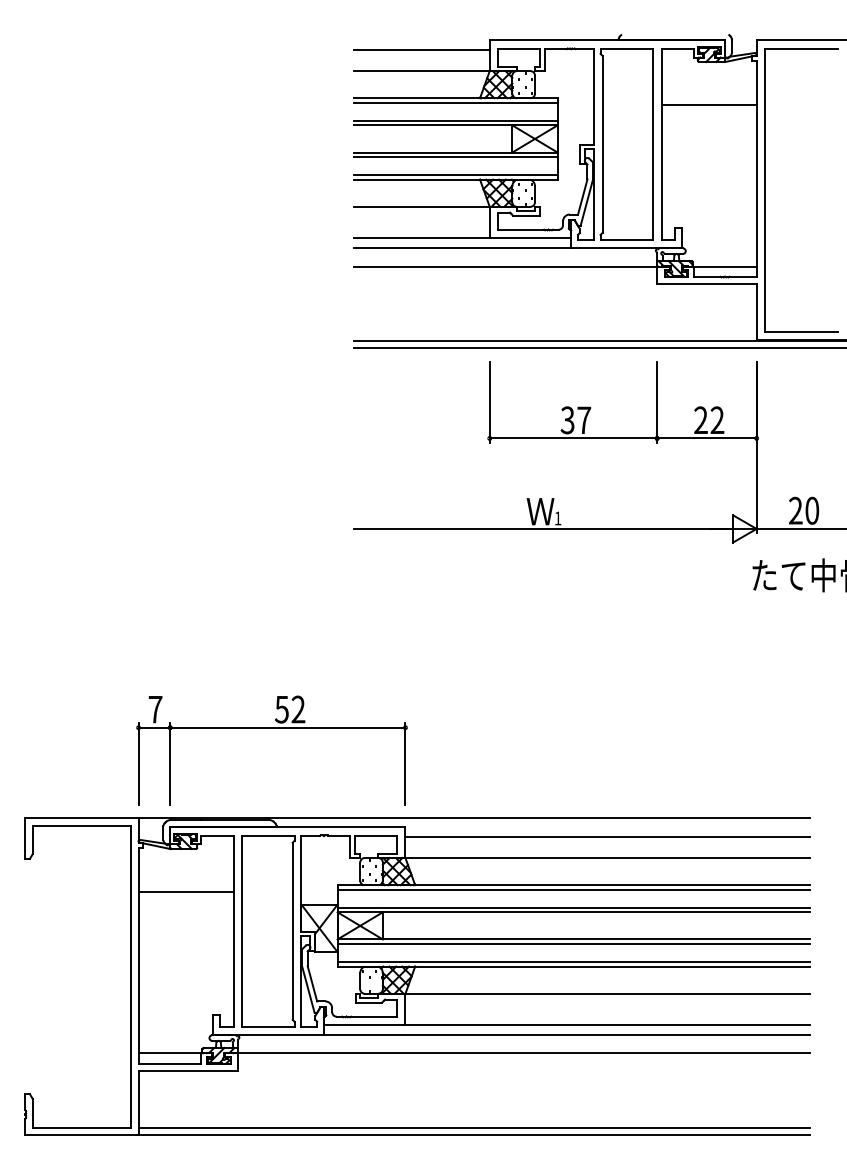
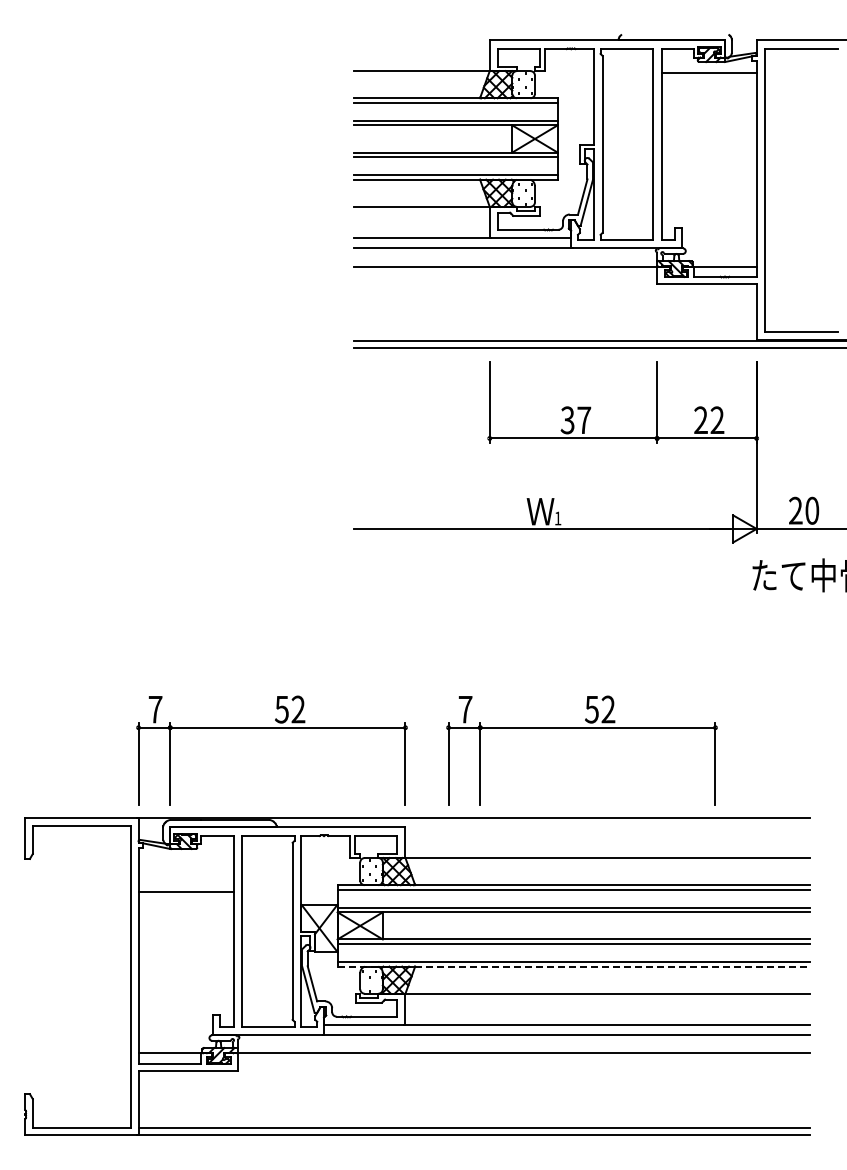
line: present -> none (421, 50)
line position: (708, 104) -> (708, 72) (708, 72)
part: none -> present (581, 728)
line: present -> none (607, 837)
line: solid -> dashed (574, 966)
